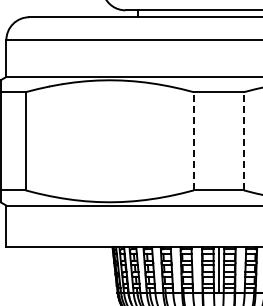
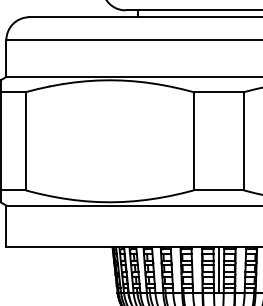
line: dashed -> solid (193, 140)
line: dashed -> solid (243, 140)
